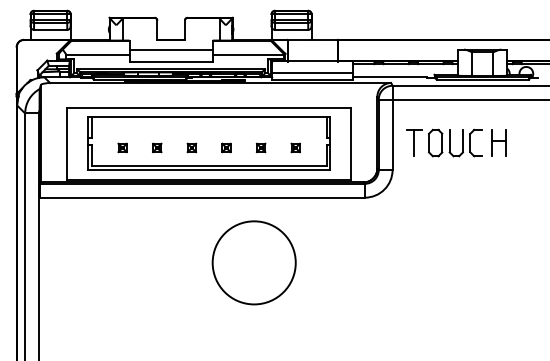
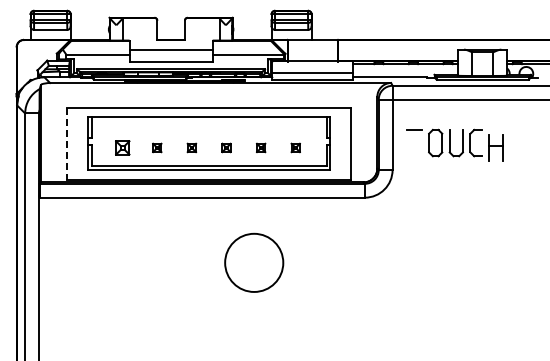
line: present -> none (414, 142)
part position: (498, 142) -> (495, 147) (495, 147)
line: solid -> dashed (67, 144)
part size: 11x12 px -> 16x16 px (122, 147)
circle diameter: 83 px -> 58 px (254, 262)
